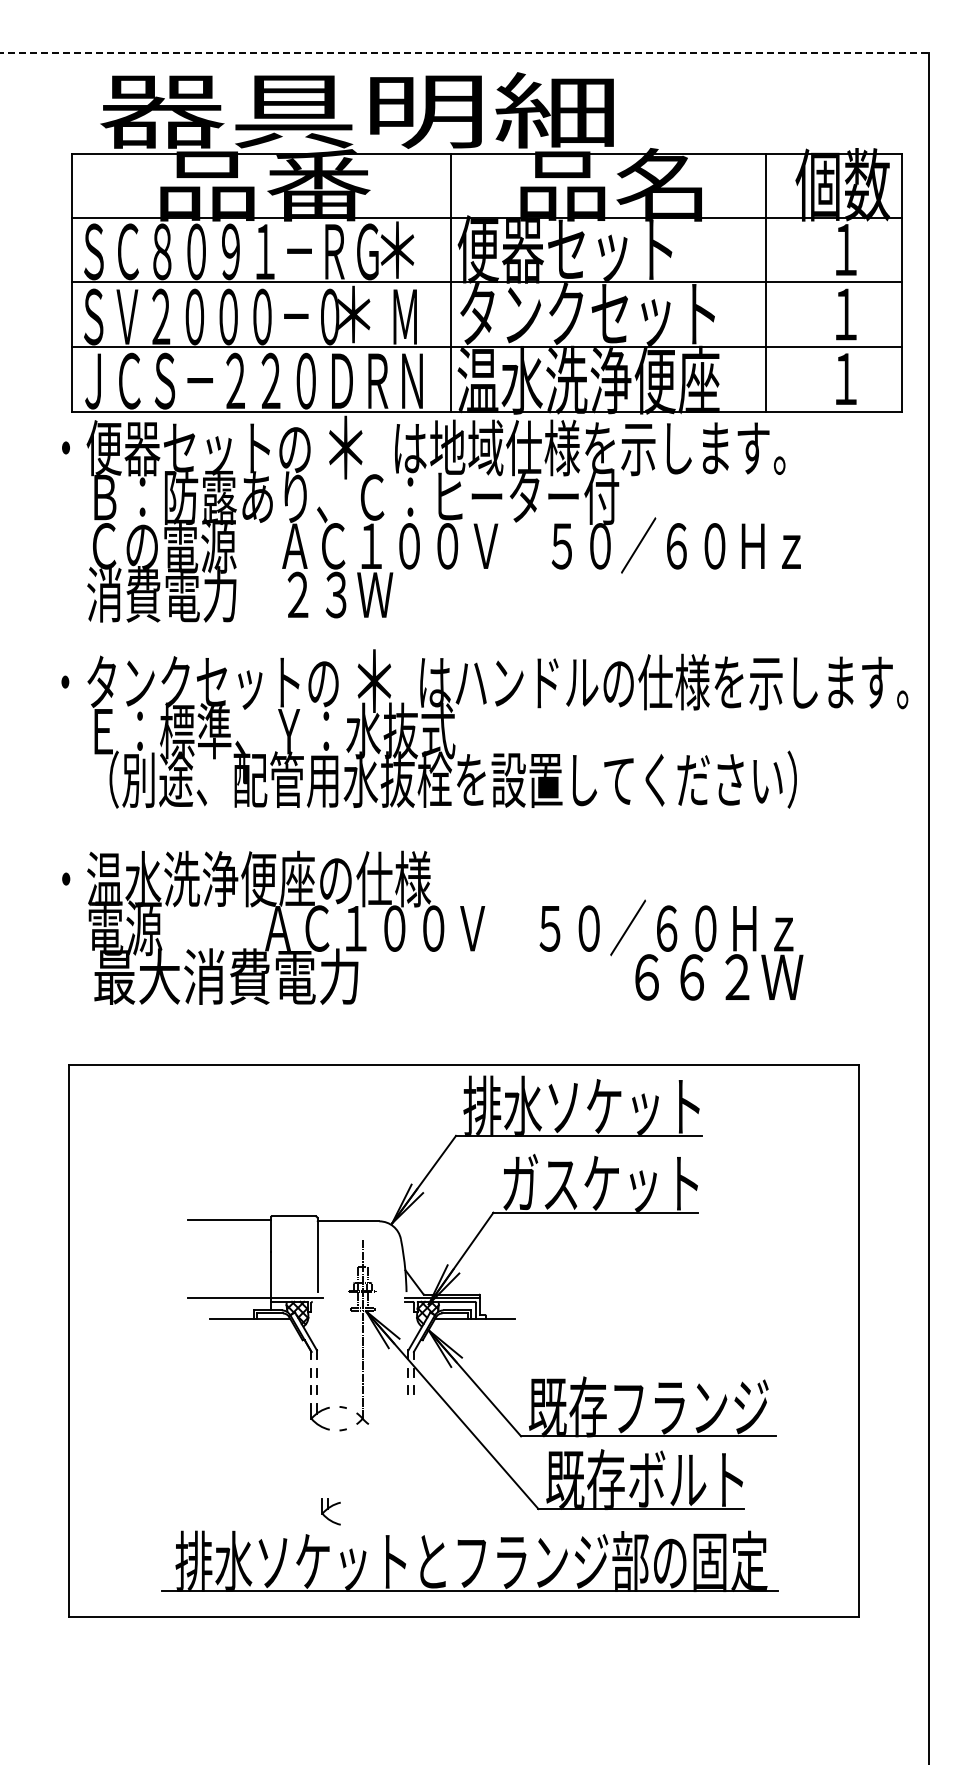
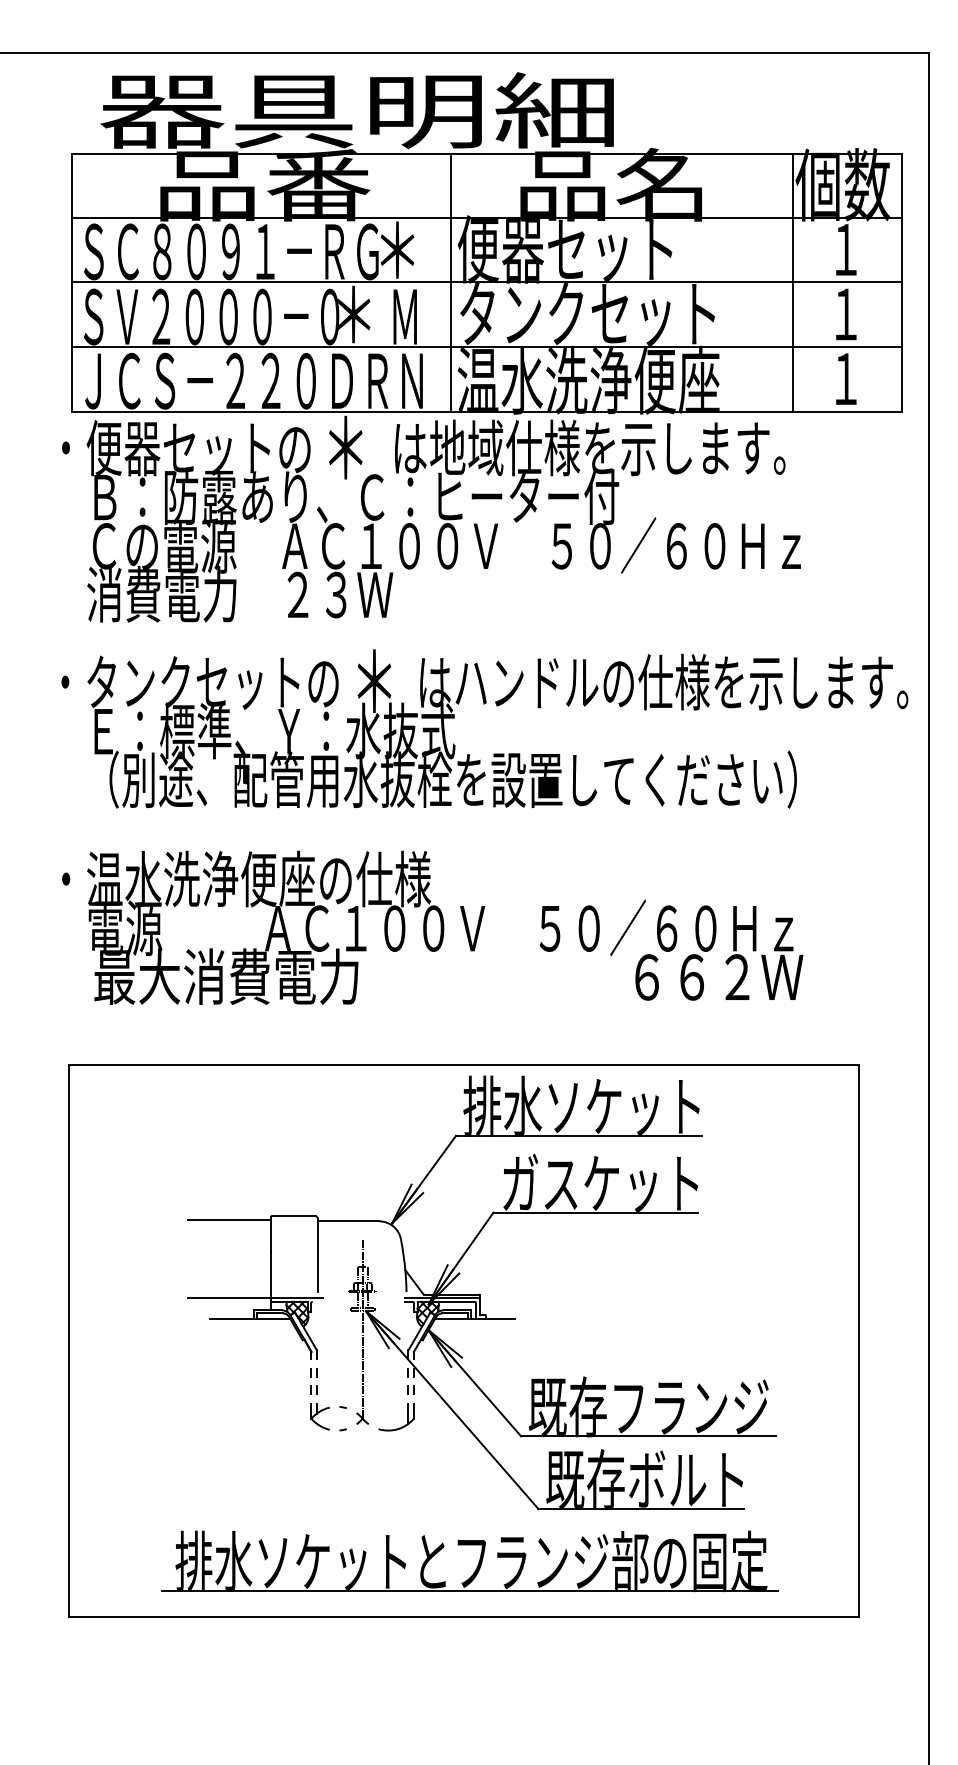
line: dashed -> solid (465, 52)
line position: (765, 282) -> (792, 282) (792, 282)
part: none -> present (401, 1426)
part: present -> none (330, 1511)
